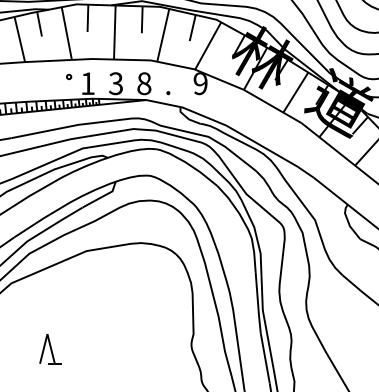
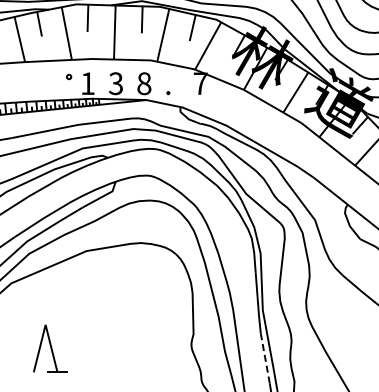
text: 9 -> 7 (200, 83)
part size: 23x31 px -> 35x49 px (50, 348)
line: solid -> dashed (265, 358)
